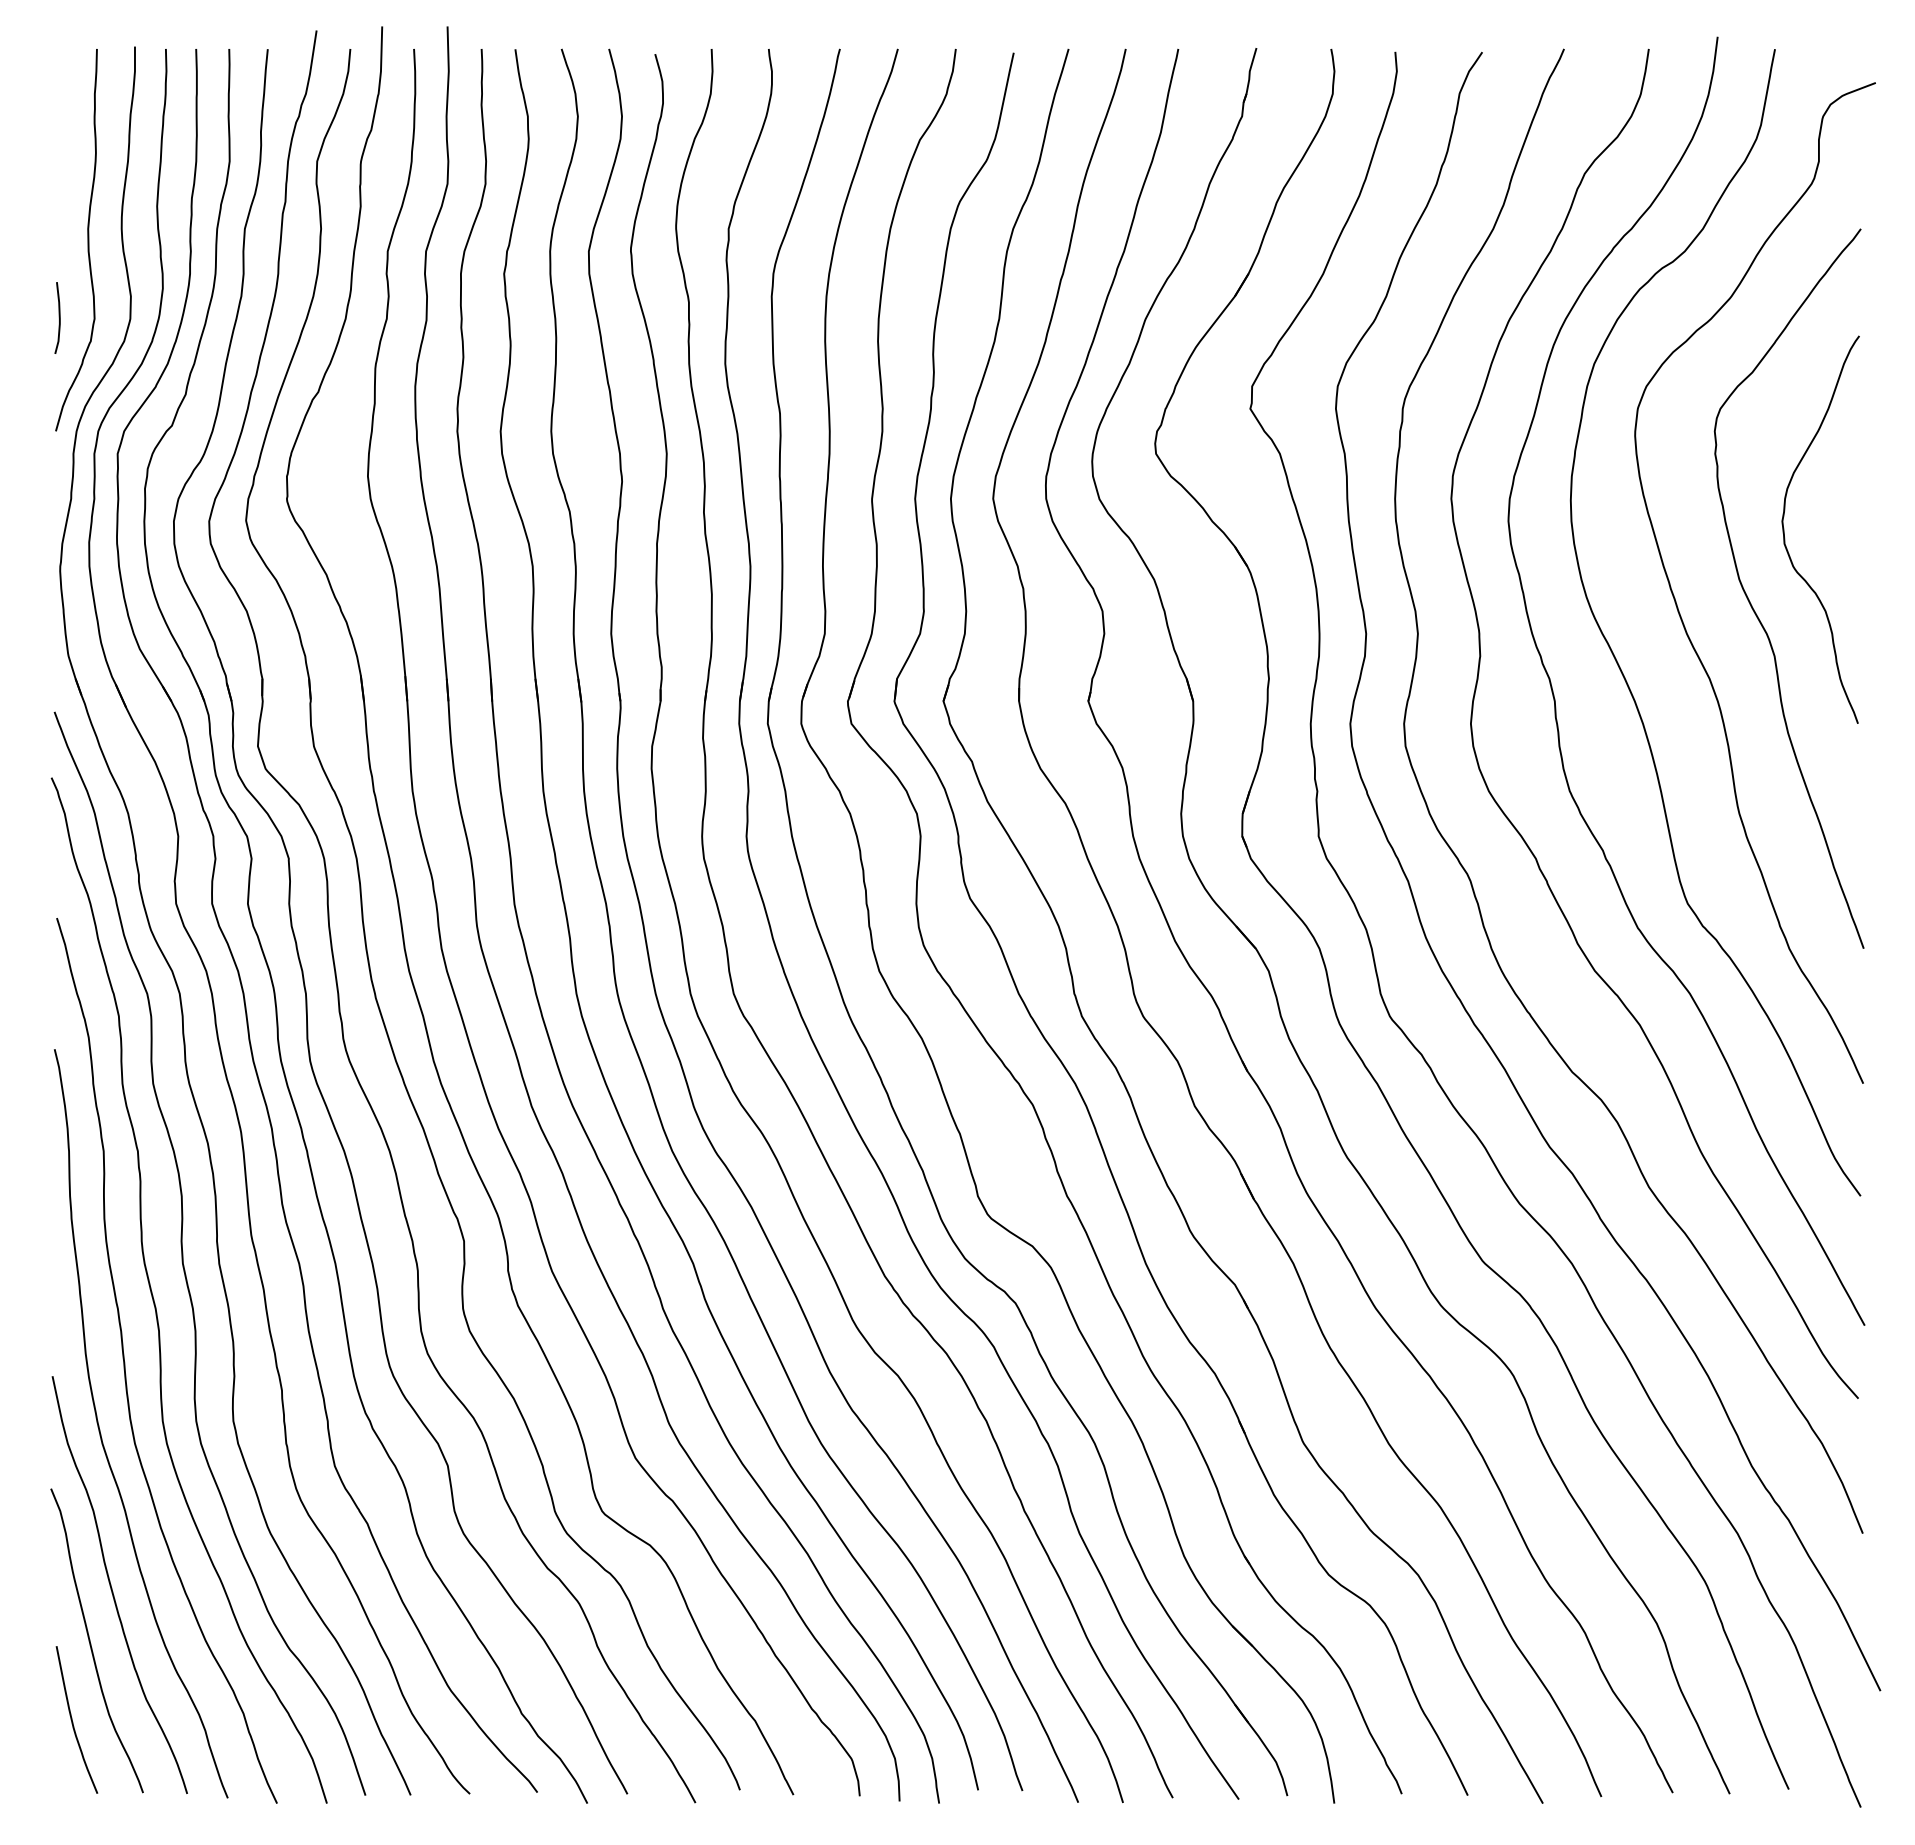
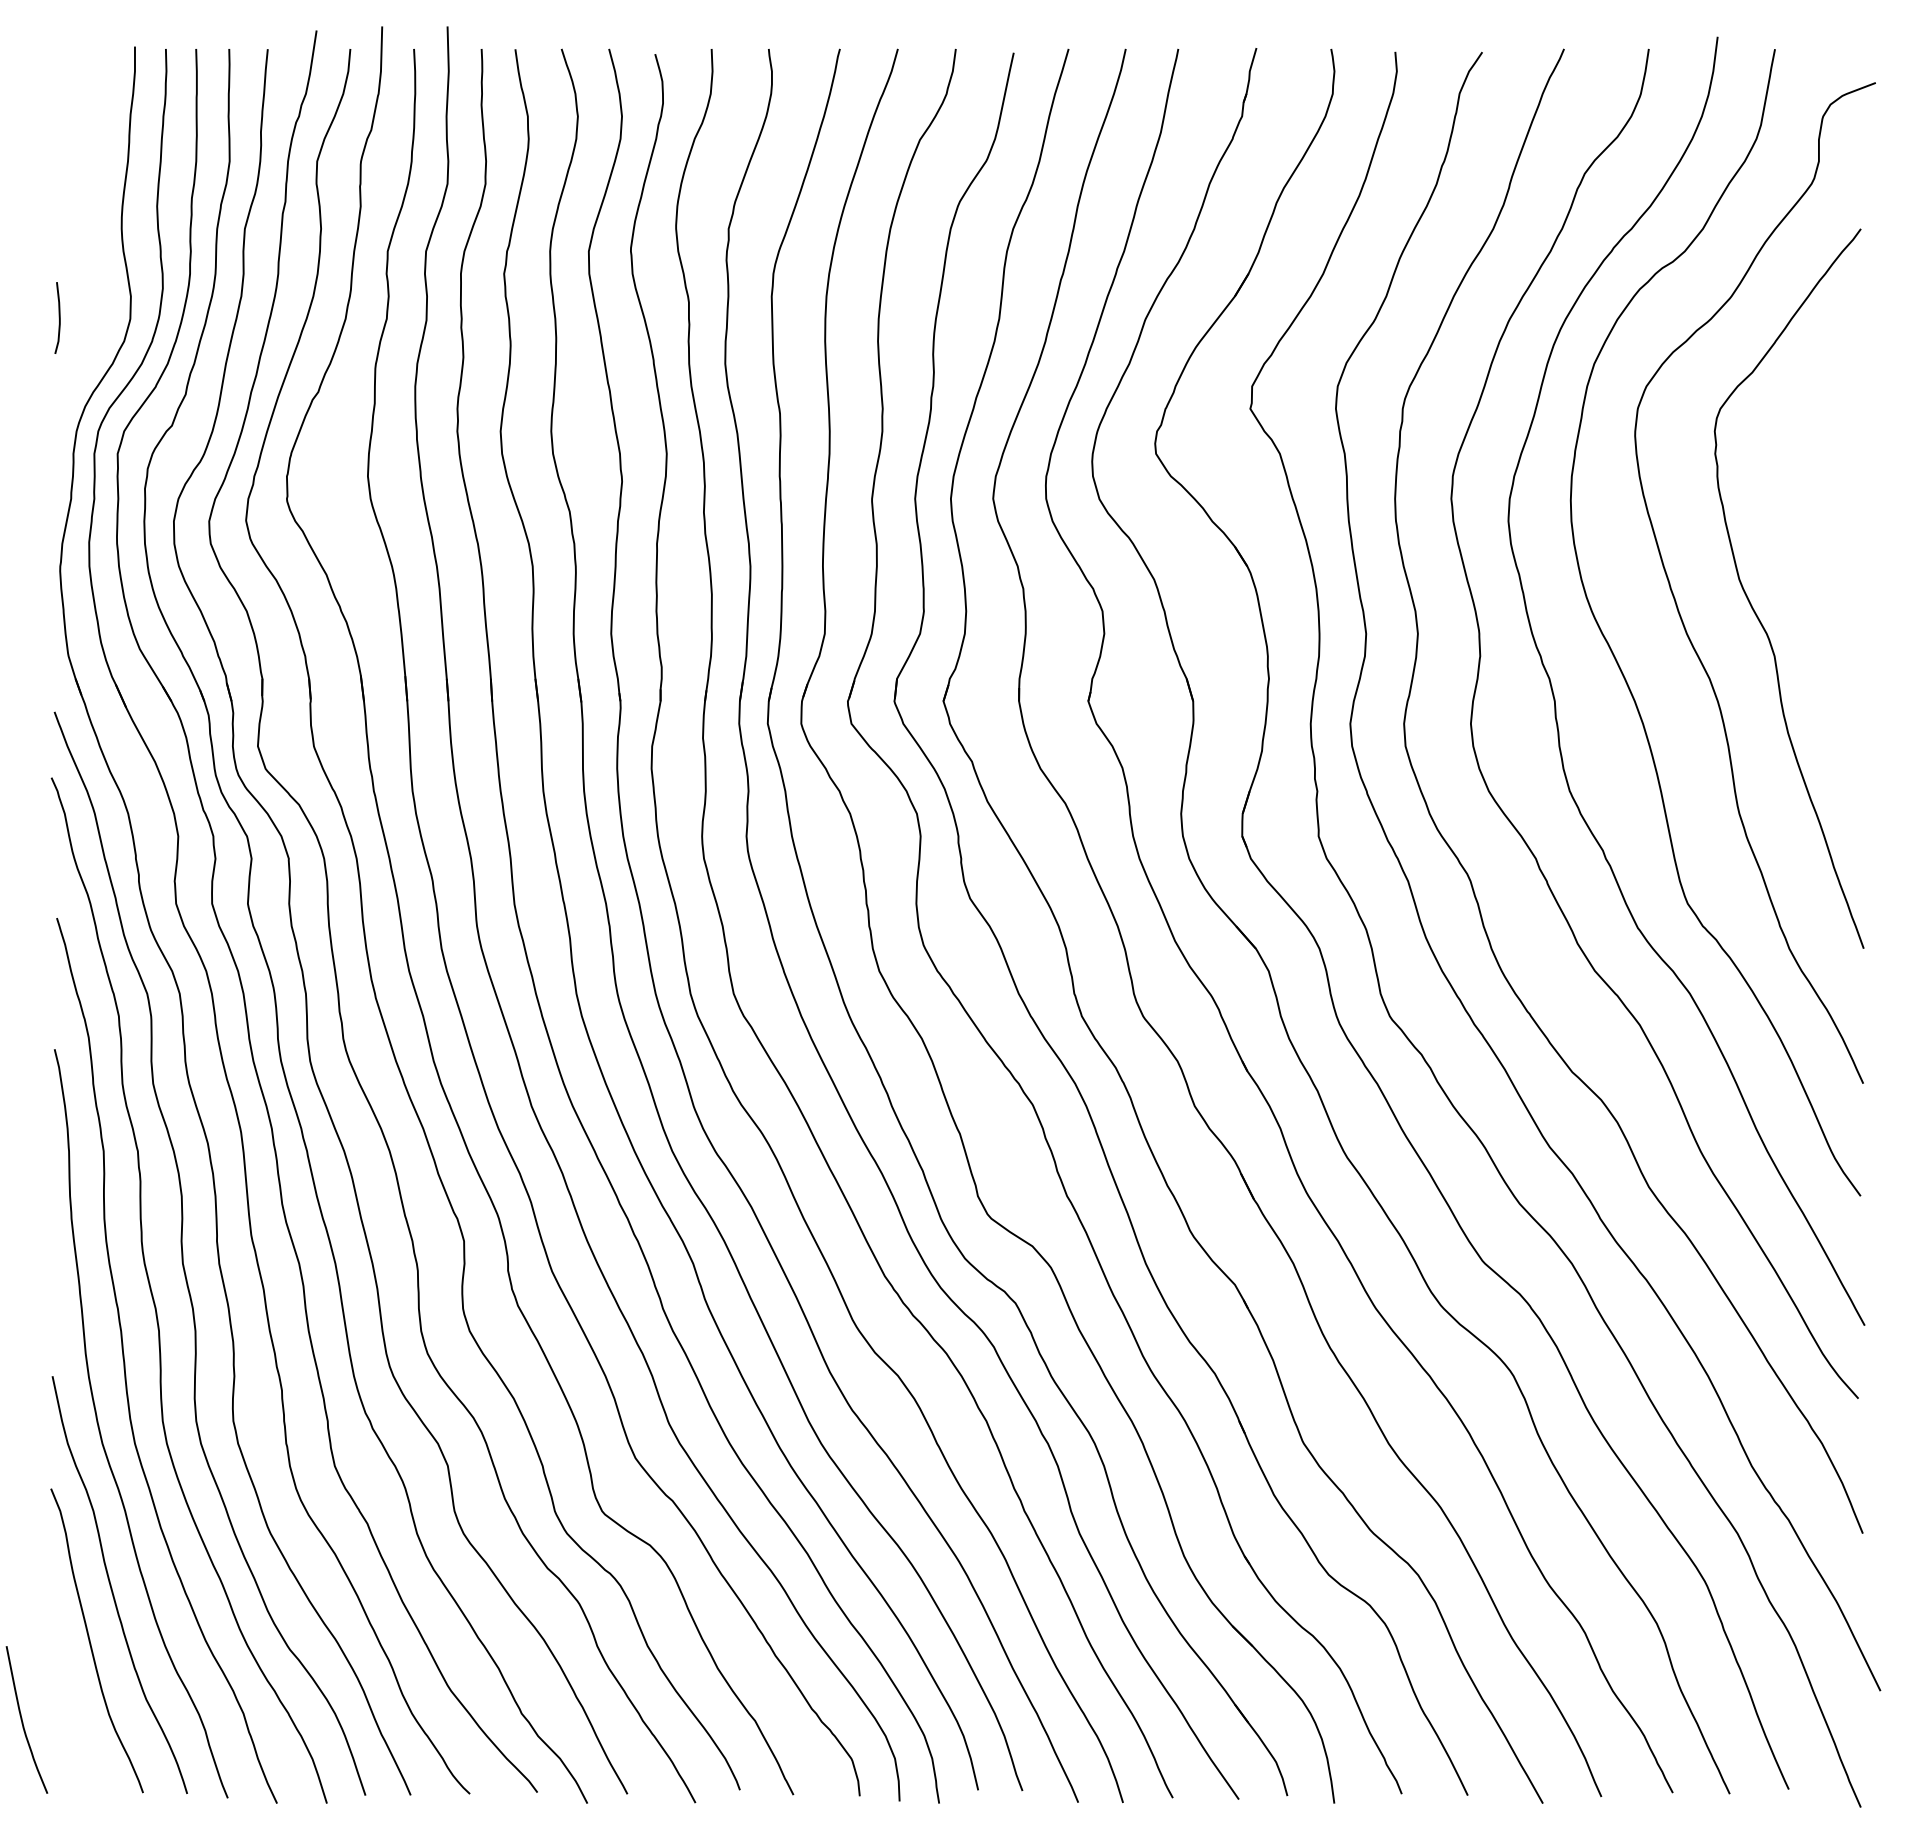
curve: present -> none (87, 240)
curve: present -> none (1784, 529)
curve position: (72, 1719) -> (22, 1719) (22, 1719)
